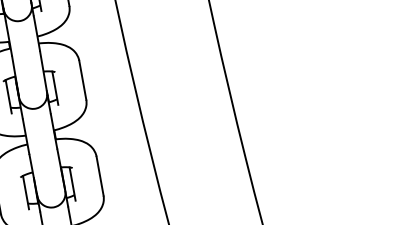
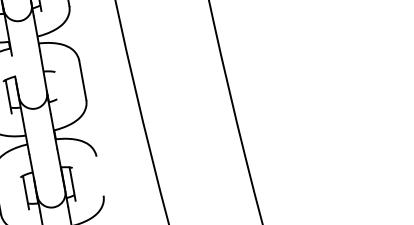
line: present -> none (15, 75)
line: present -> none (55, 87)
line: present -> none (99, 175)
